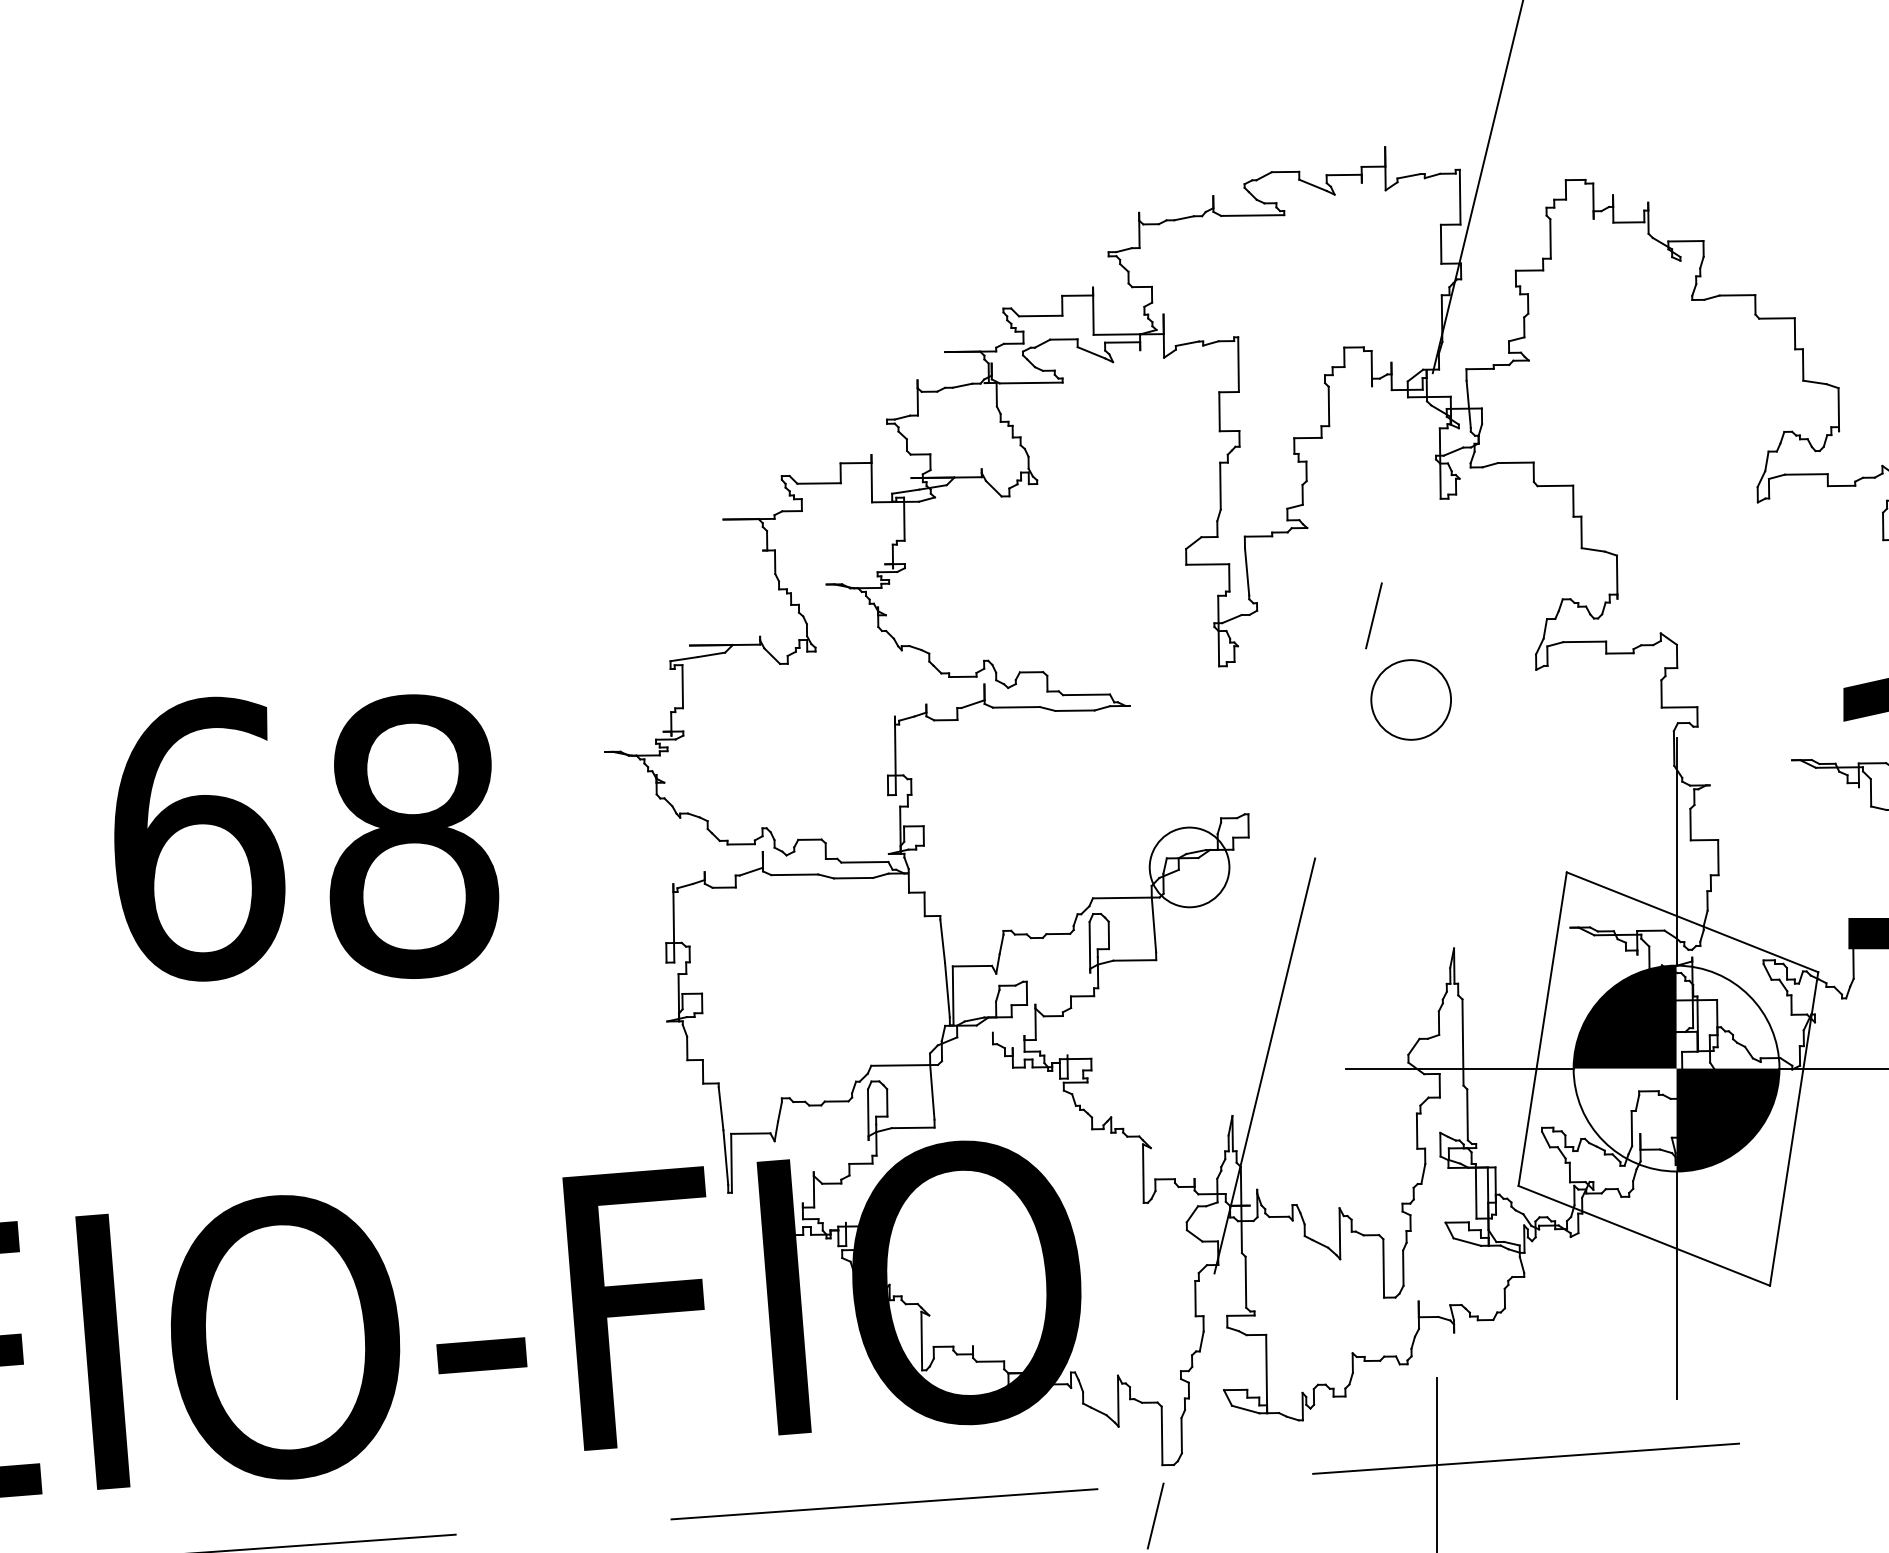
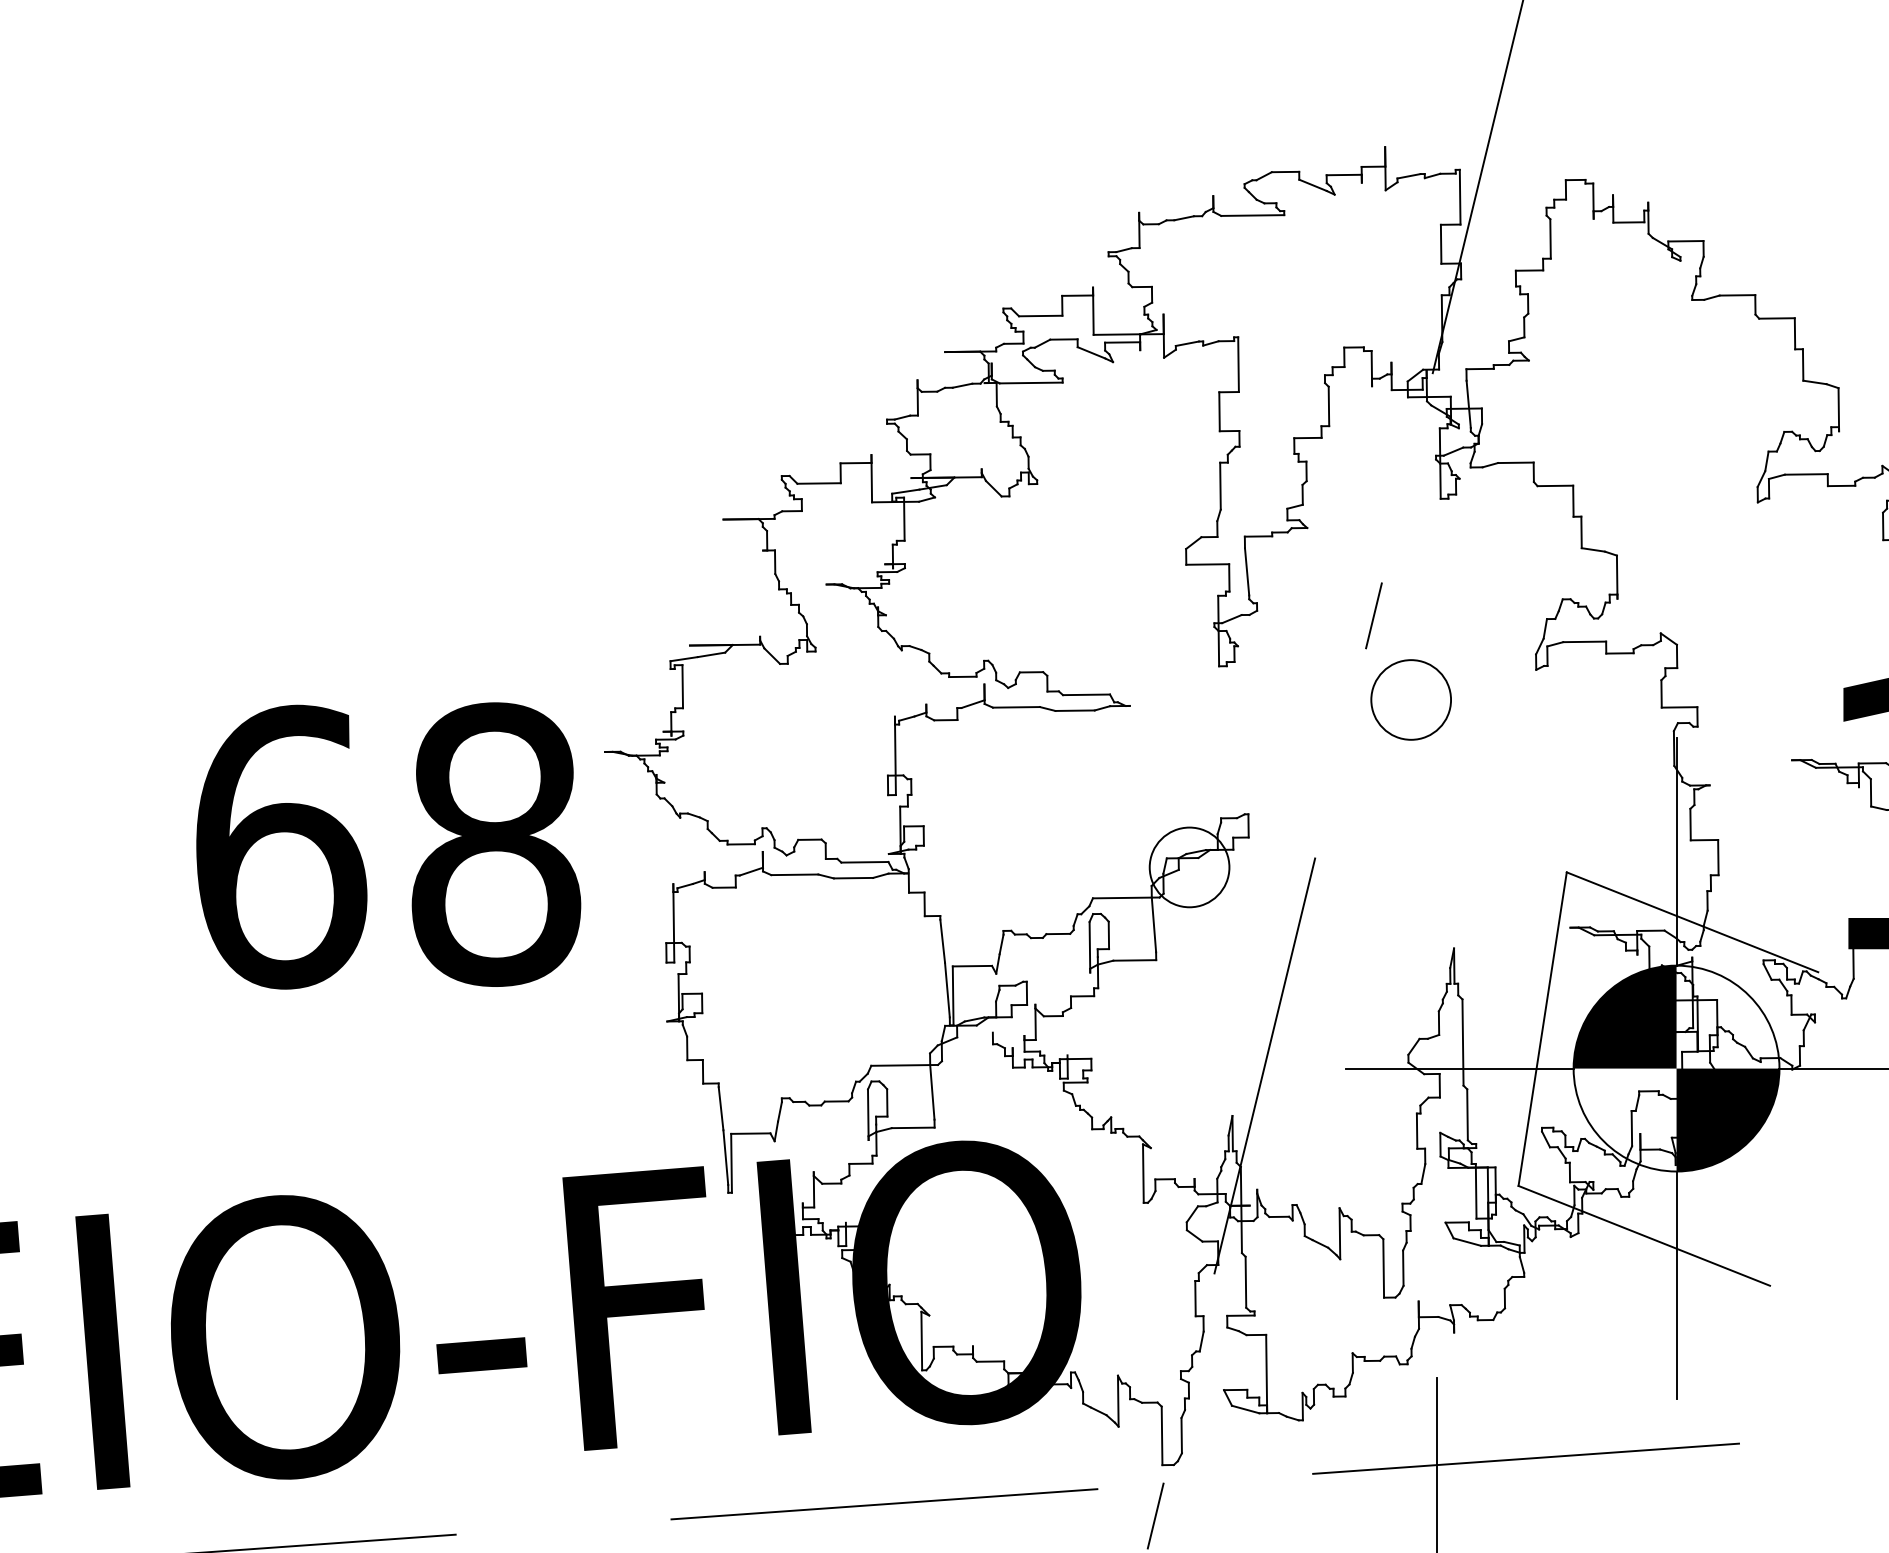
text position: (306, 837) -> (388, 845) (388, 845)
line: present -> none (1794, 1128)
